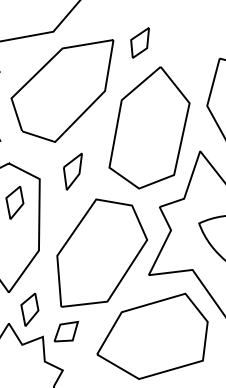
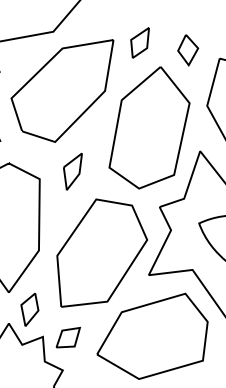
part: none -> present (188, 50)
part: present -> none (14, 202)
part position: (65, 331) -> (67, 337) (67, 337)
